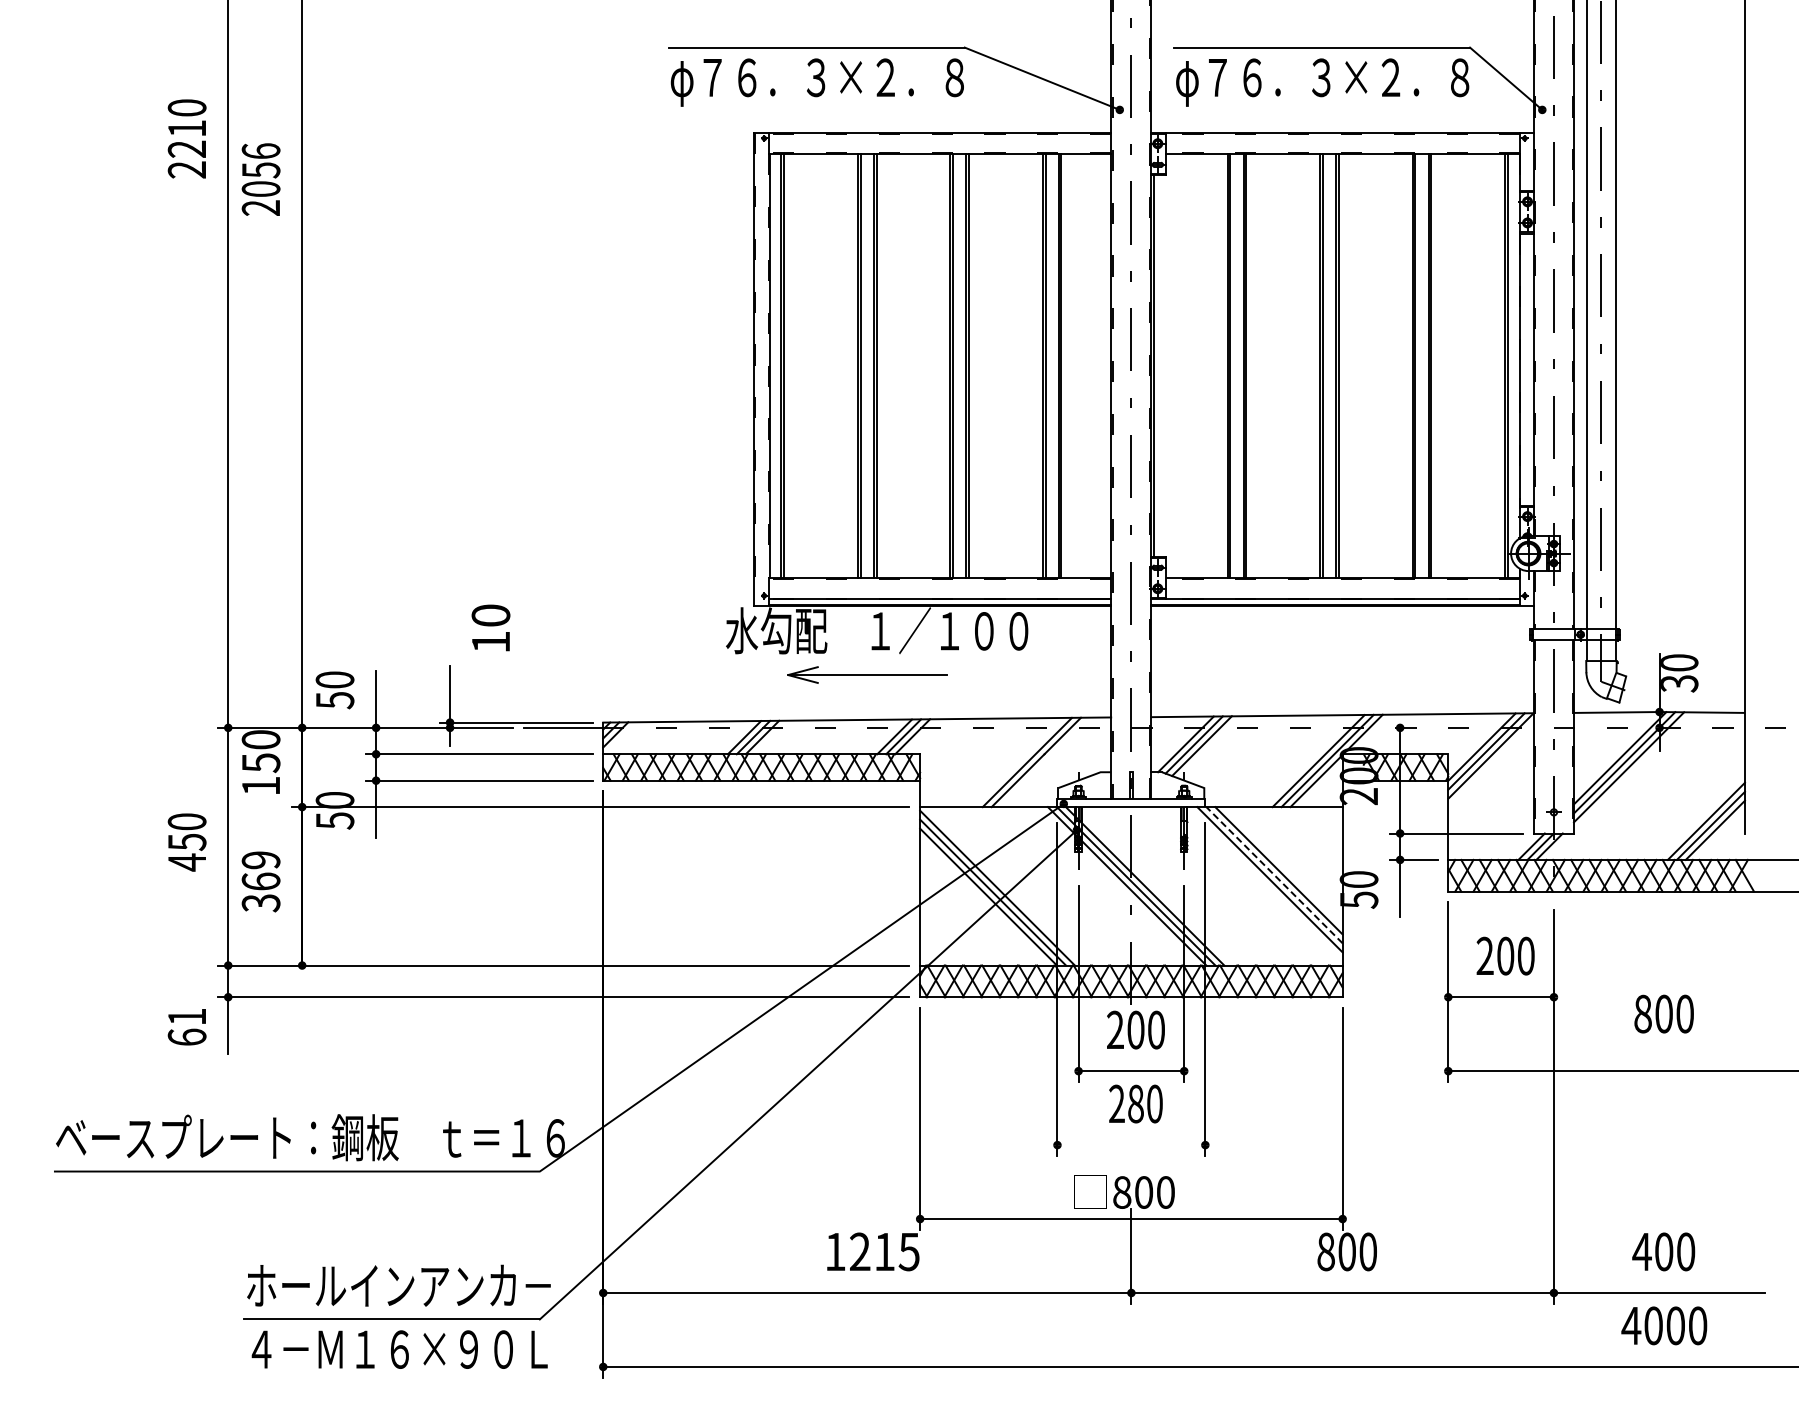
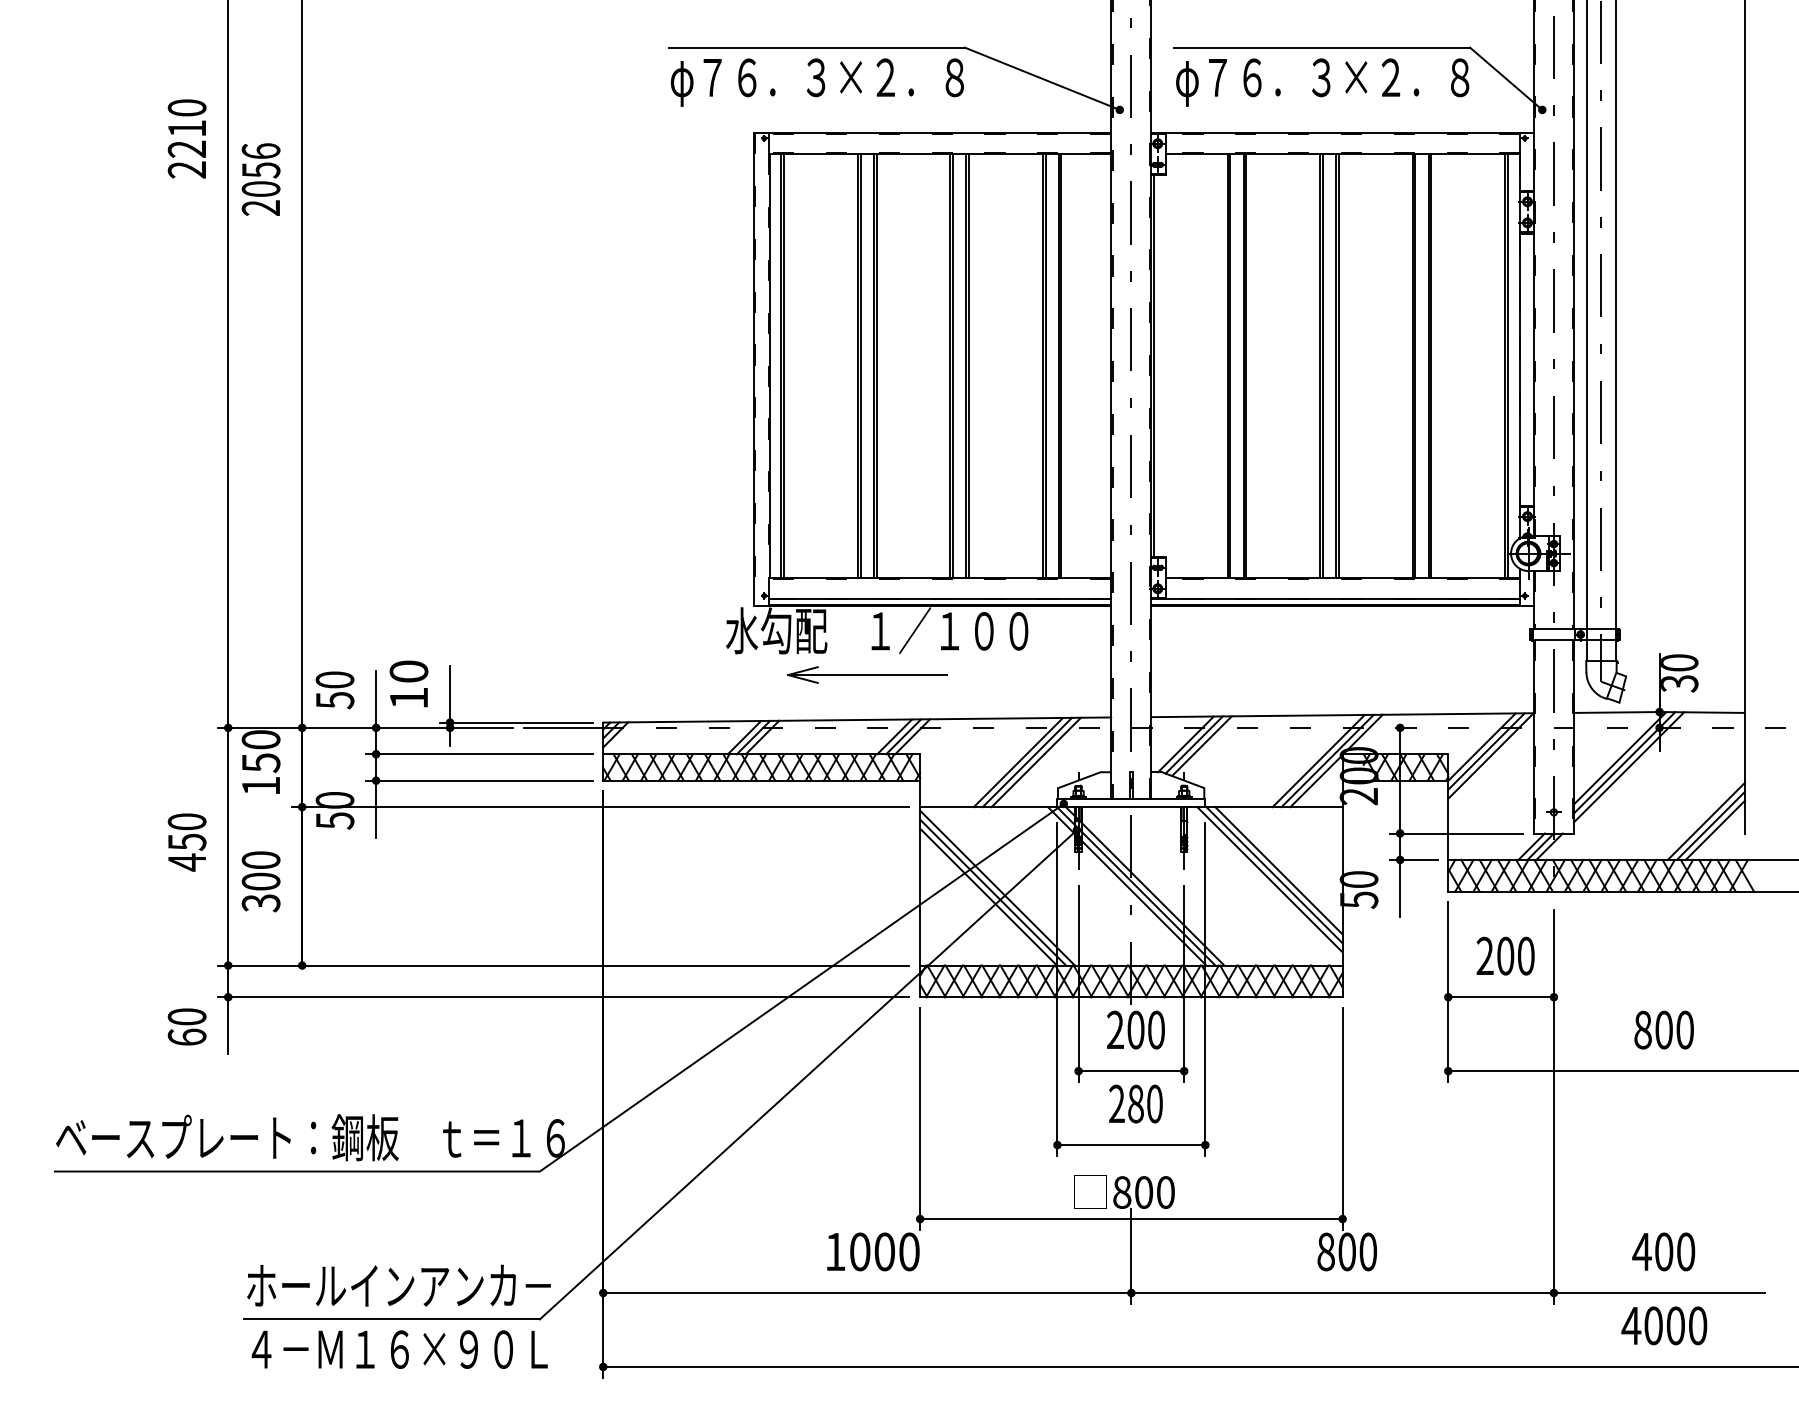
text position: (490, 627) -> (408, 683) (408, 683)
line: none -> present (1017, 762)
text: 369 -> 300 (260, 870)
line: dashed -> solid (1274, 874)
text position: (1663, 1013) -> (1663, 1029) (1663, 1029)
text: 61 -> 60 (186, 1016)
line: none -> present (1131, 1145)
text: 1215 -> 1000 (884, 1251)
